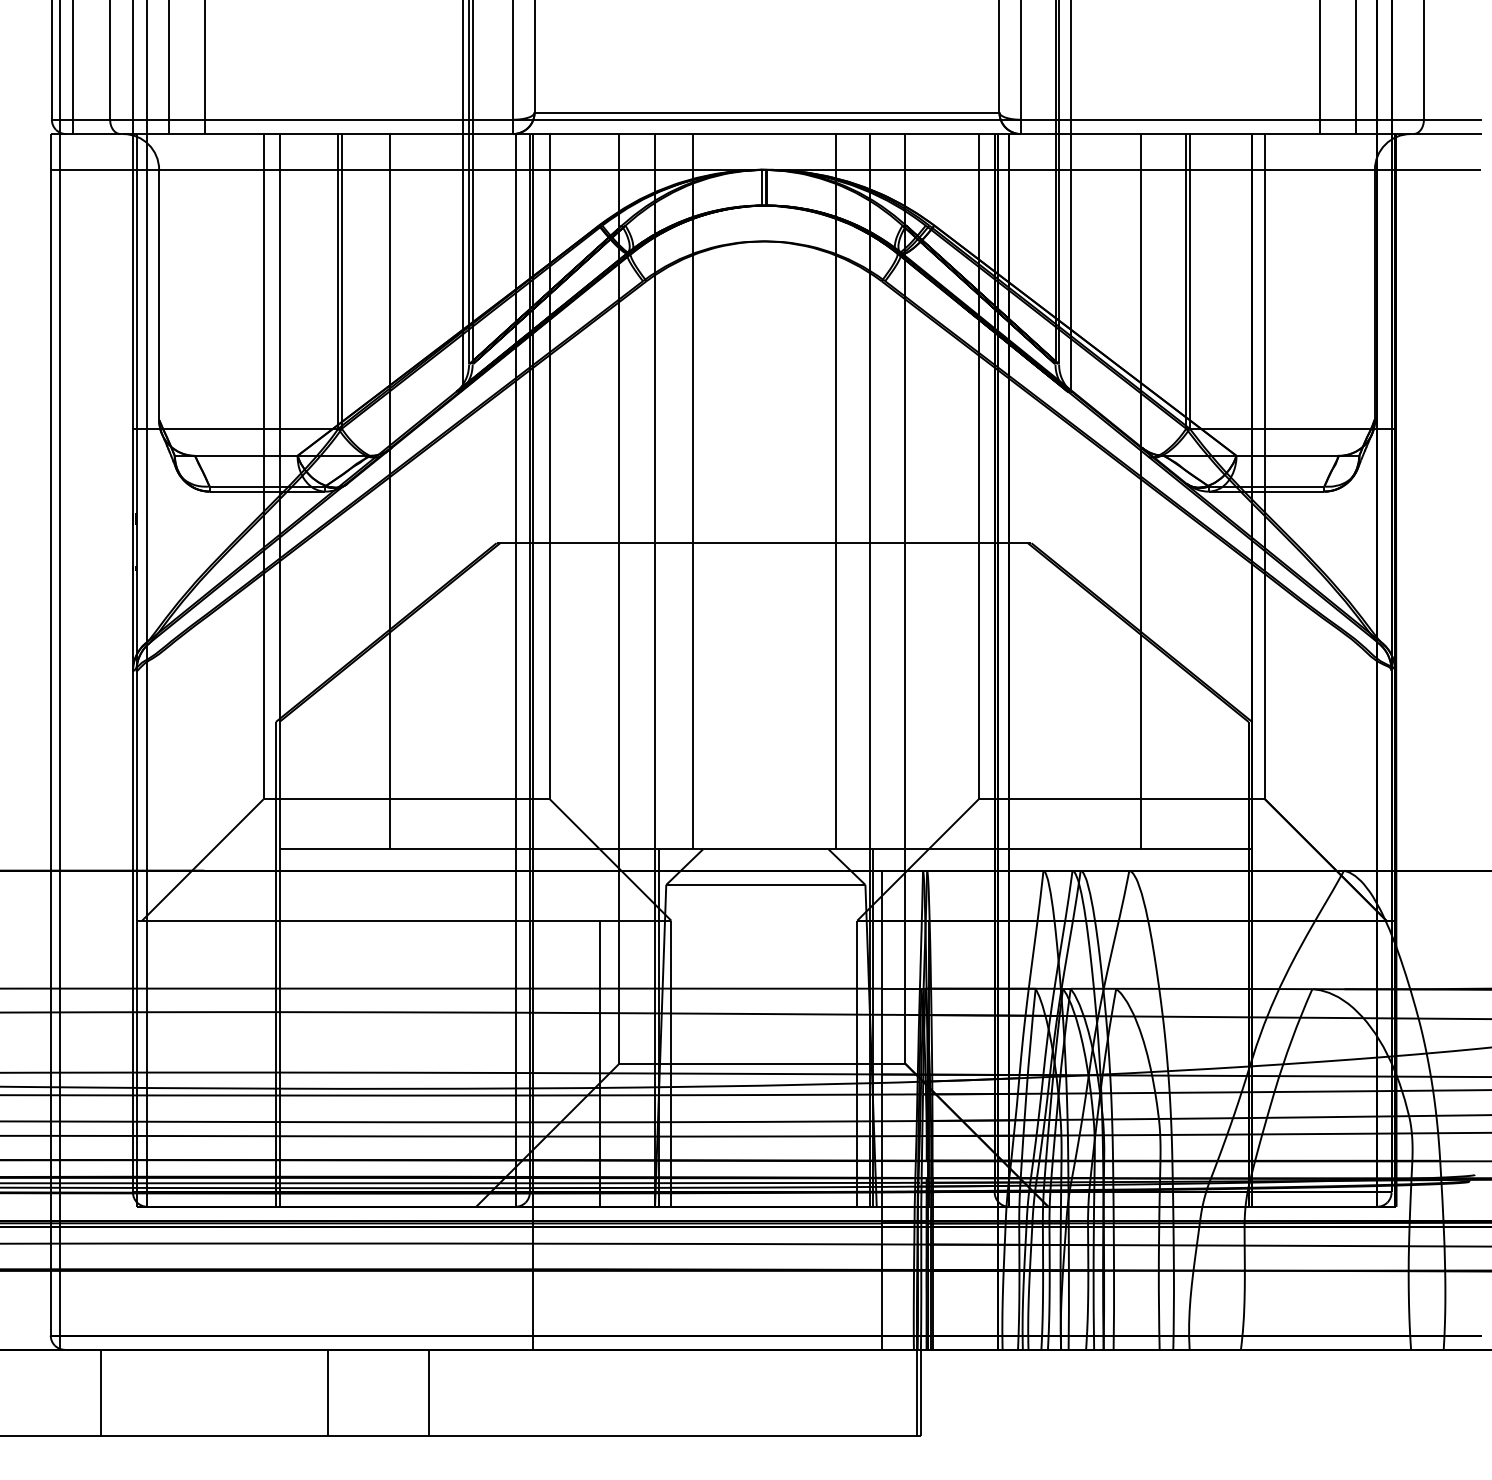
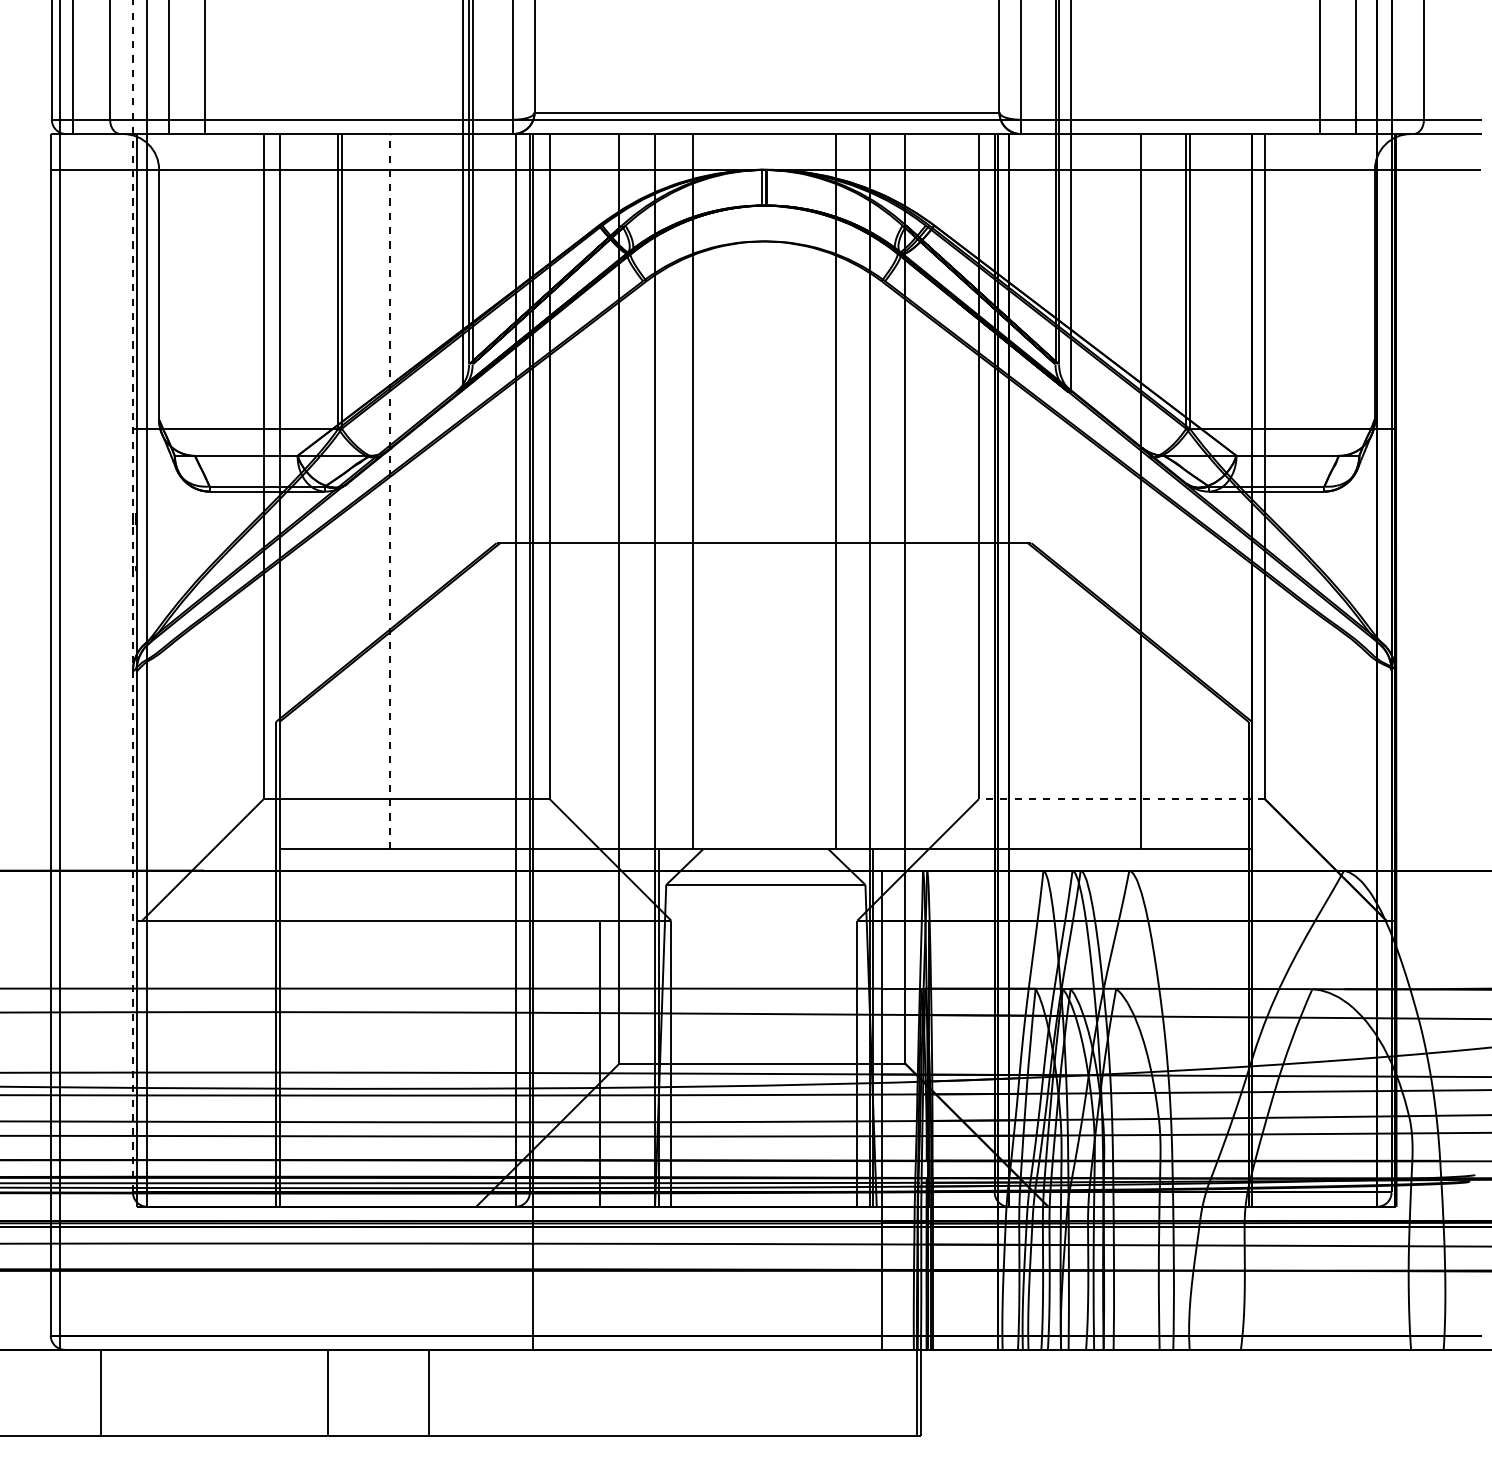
line: solid -> dashed (390, 491)
line: solid -> dashed (132, 596)
line: solid -> dashed (1121, 799)
